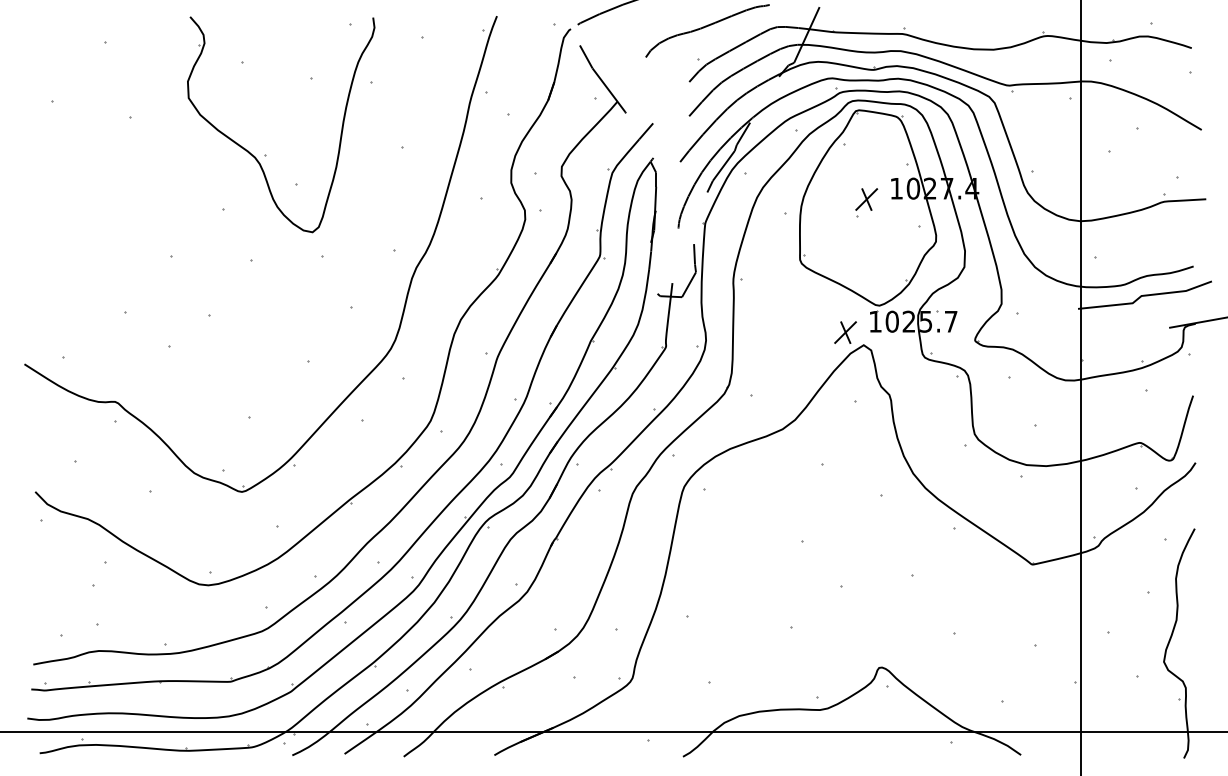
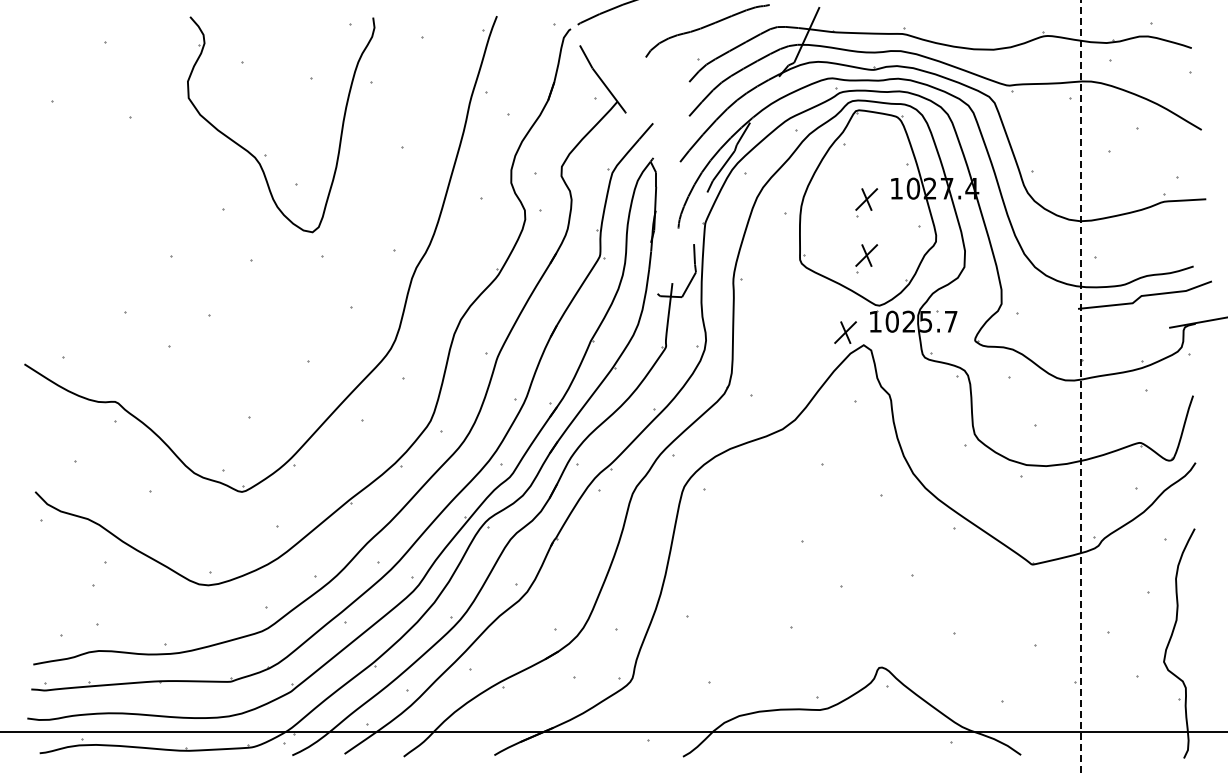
part: none -> present (866, 258)
line: solid -> dashed (1081, 387)
